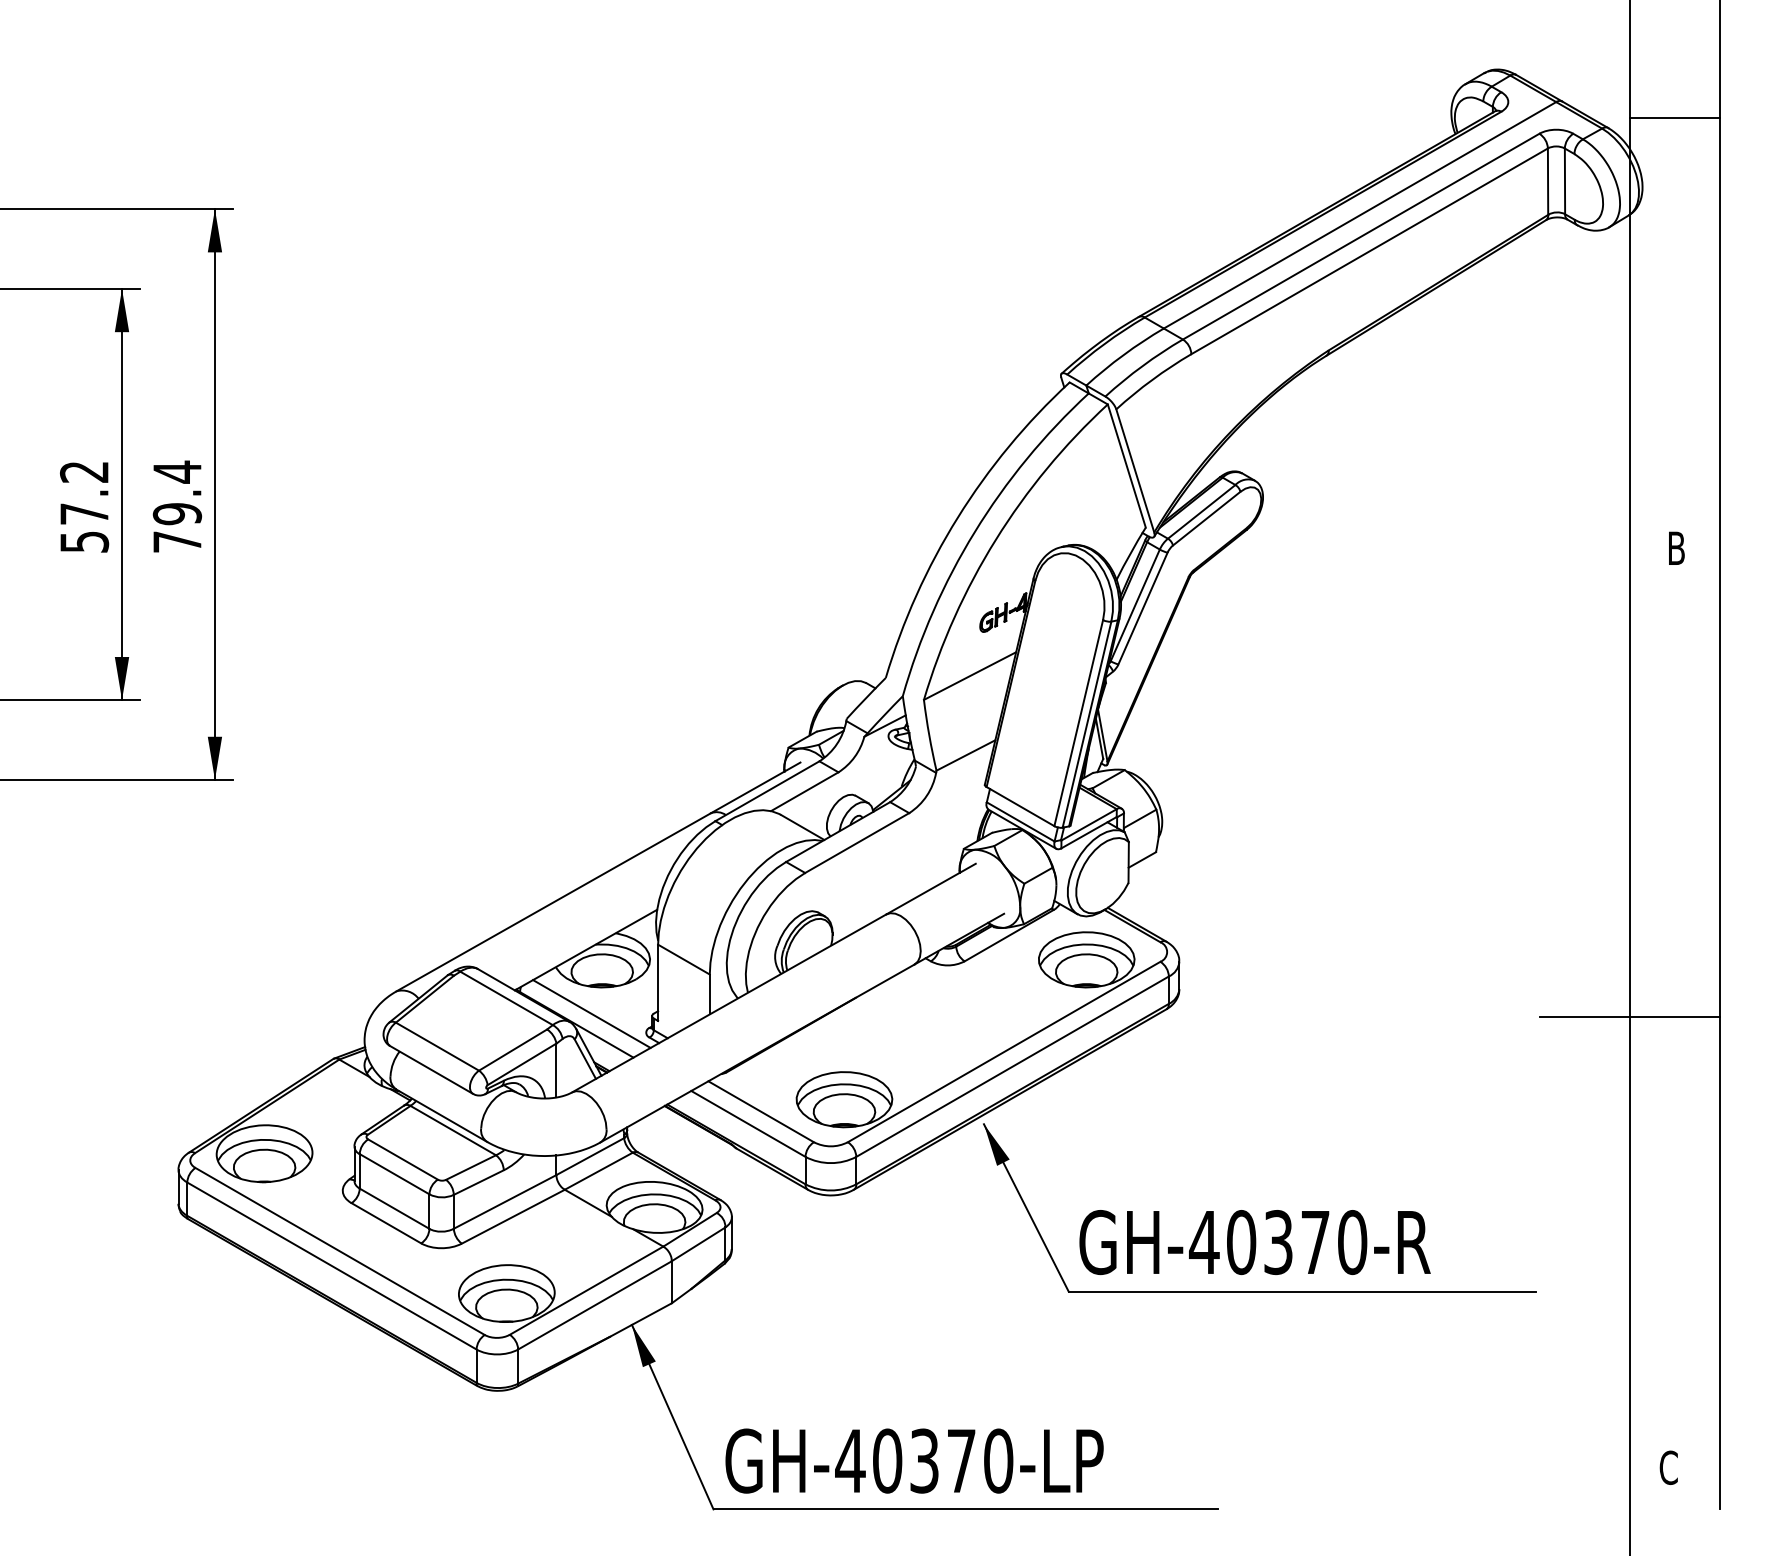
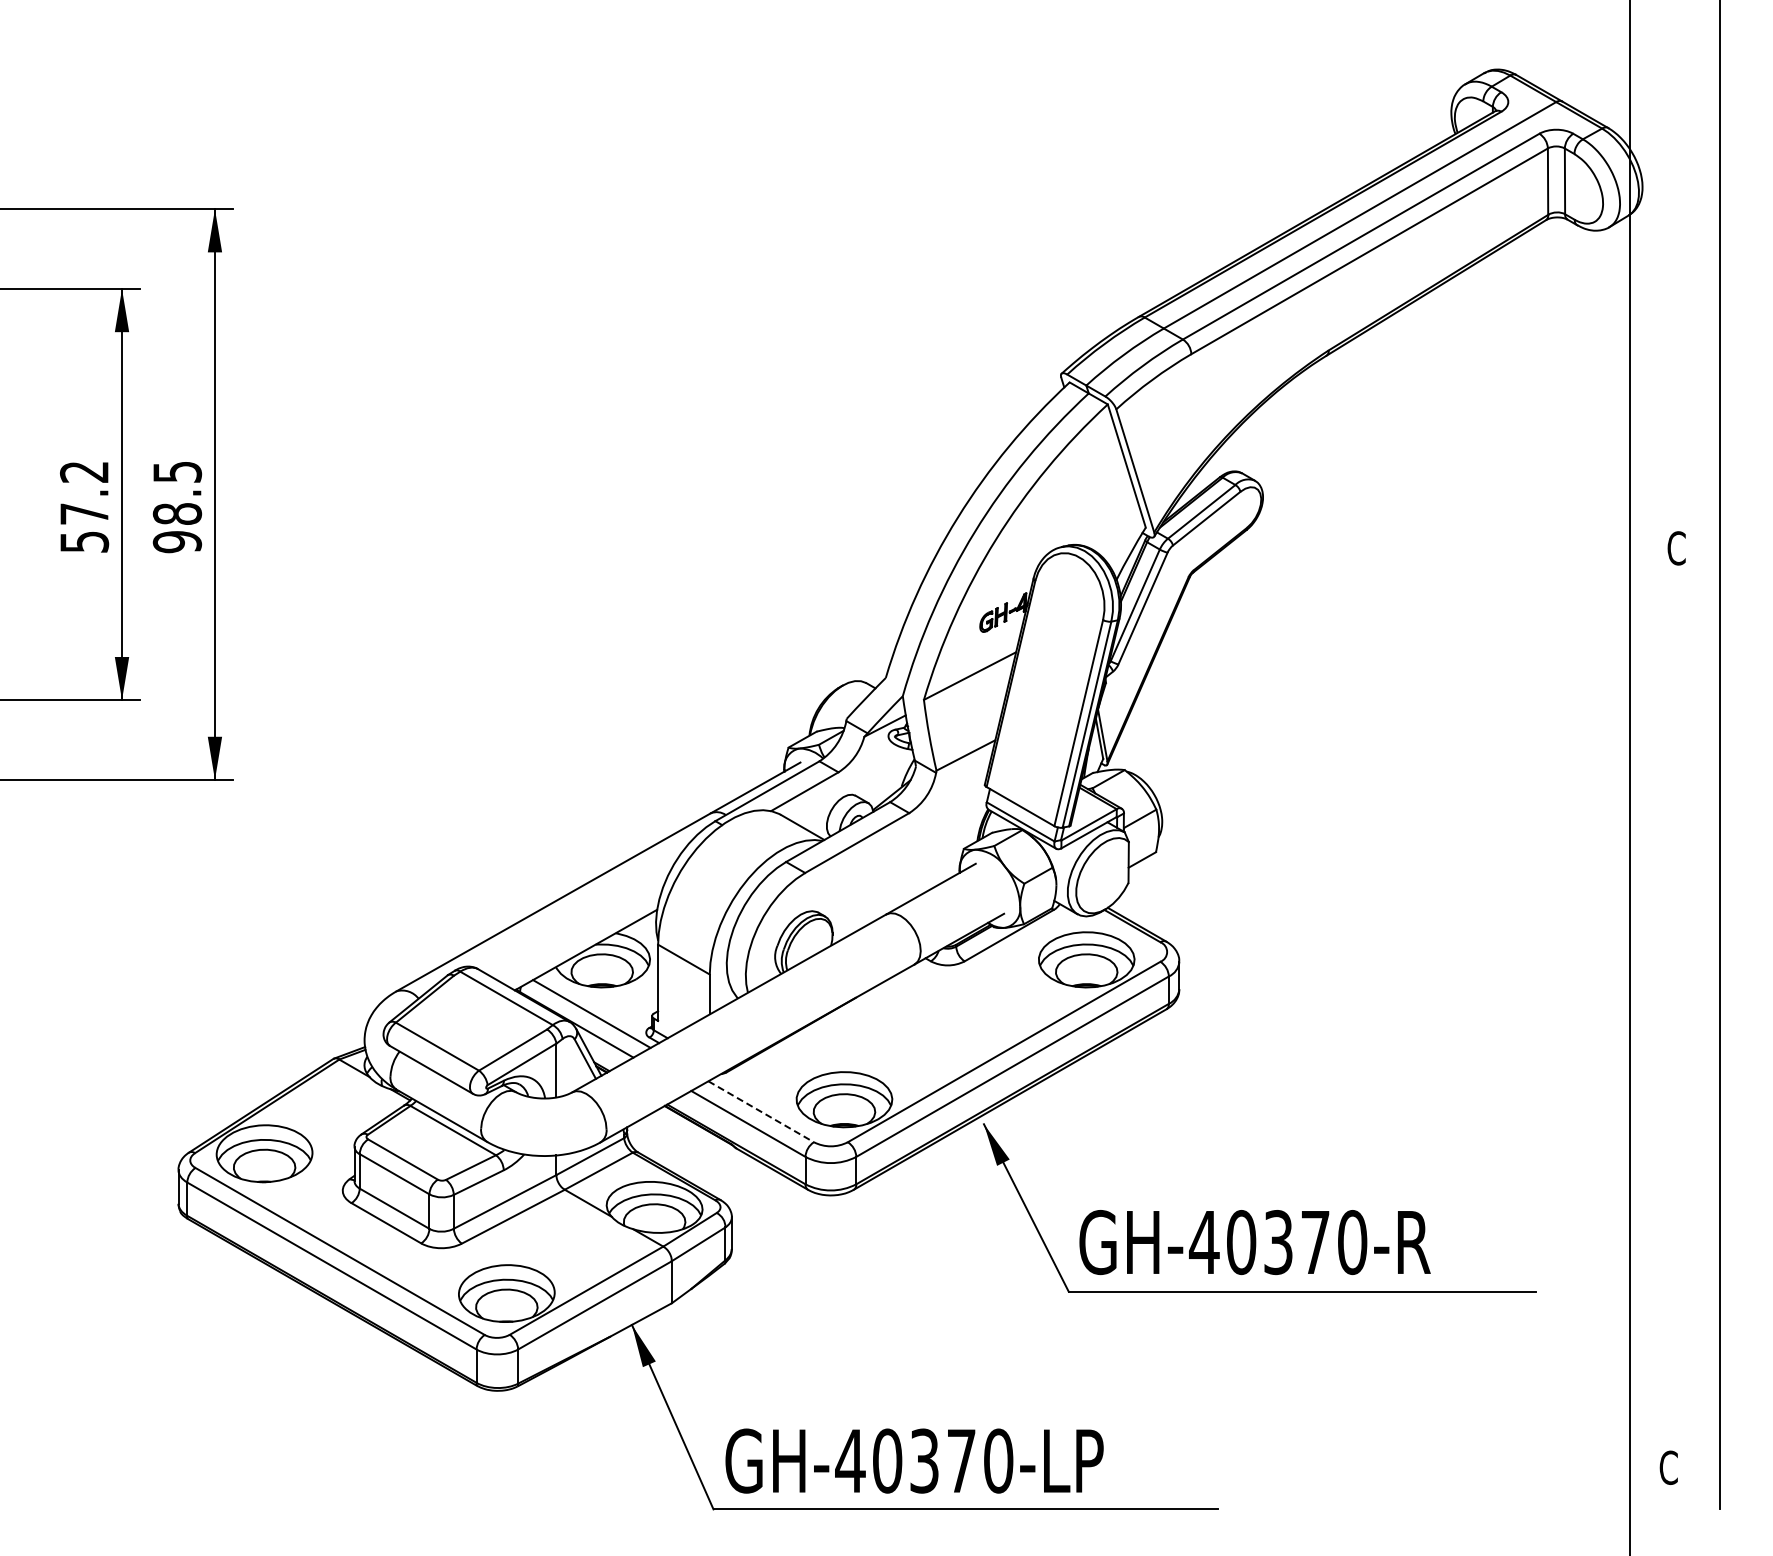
line: present -> none (1674, 118)
text: 79.4 -> 98.5 (177, 506)
text: B -> C (1676, 548)
line: present -> none (1629, 1016)
line: solid -> dashed (761, 1111)
